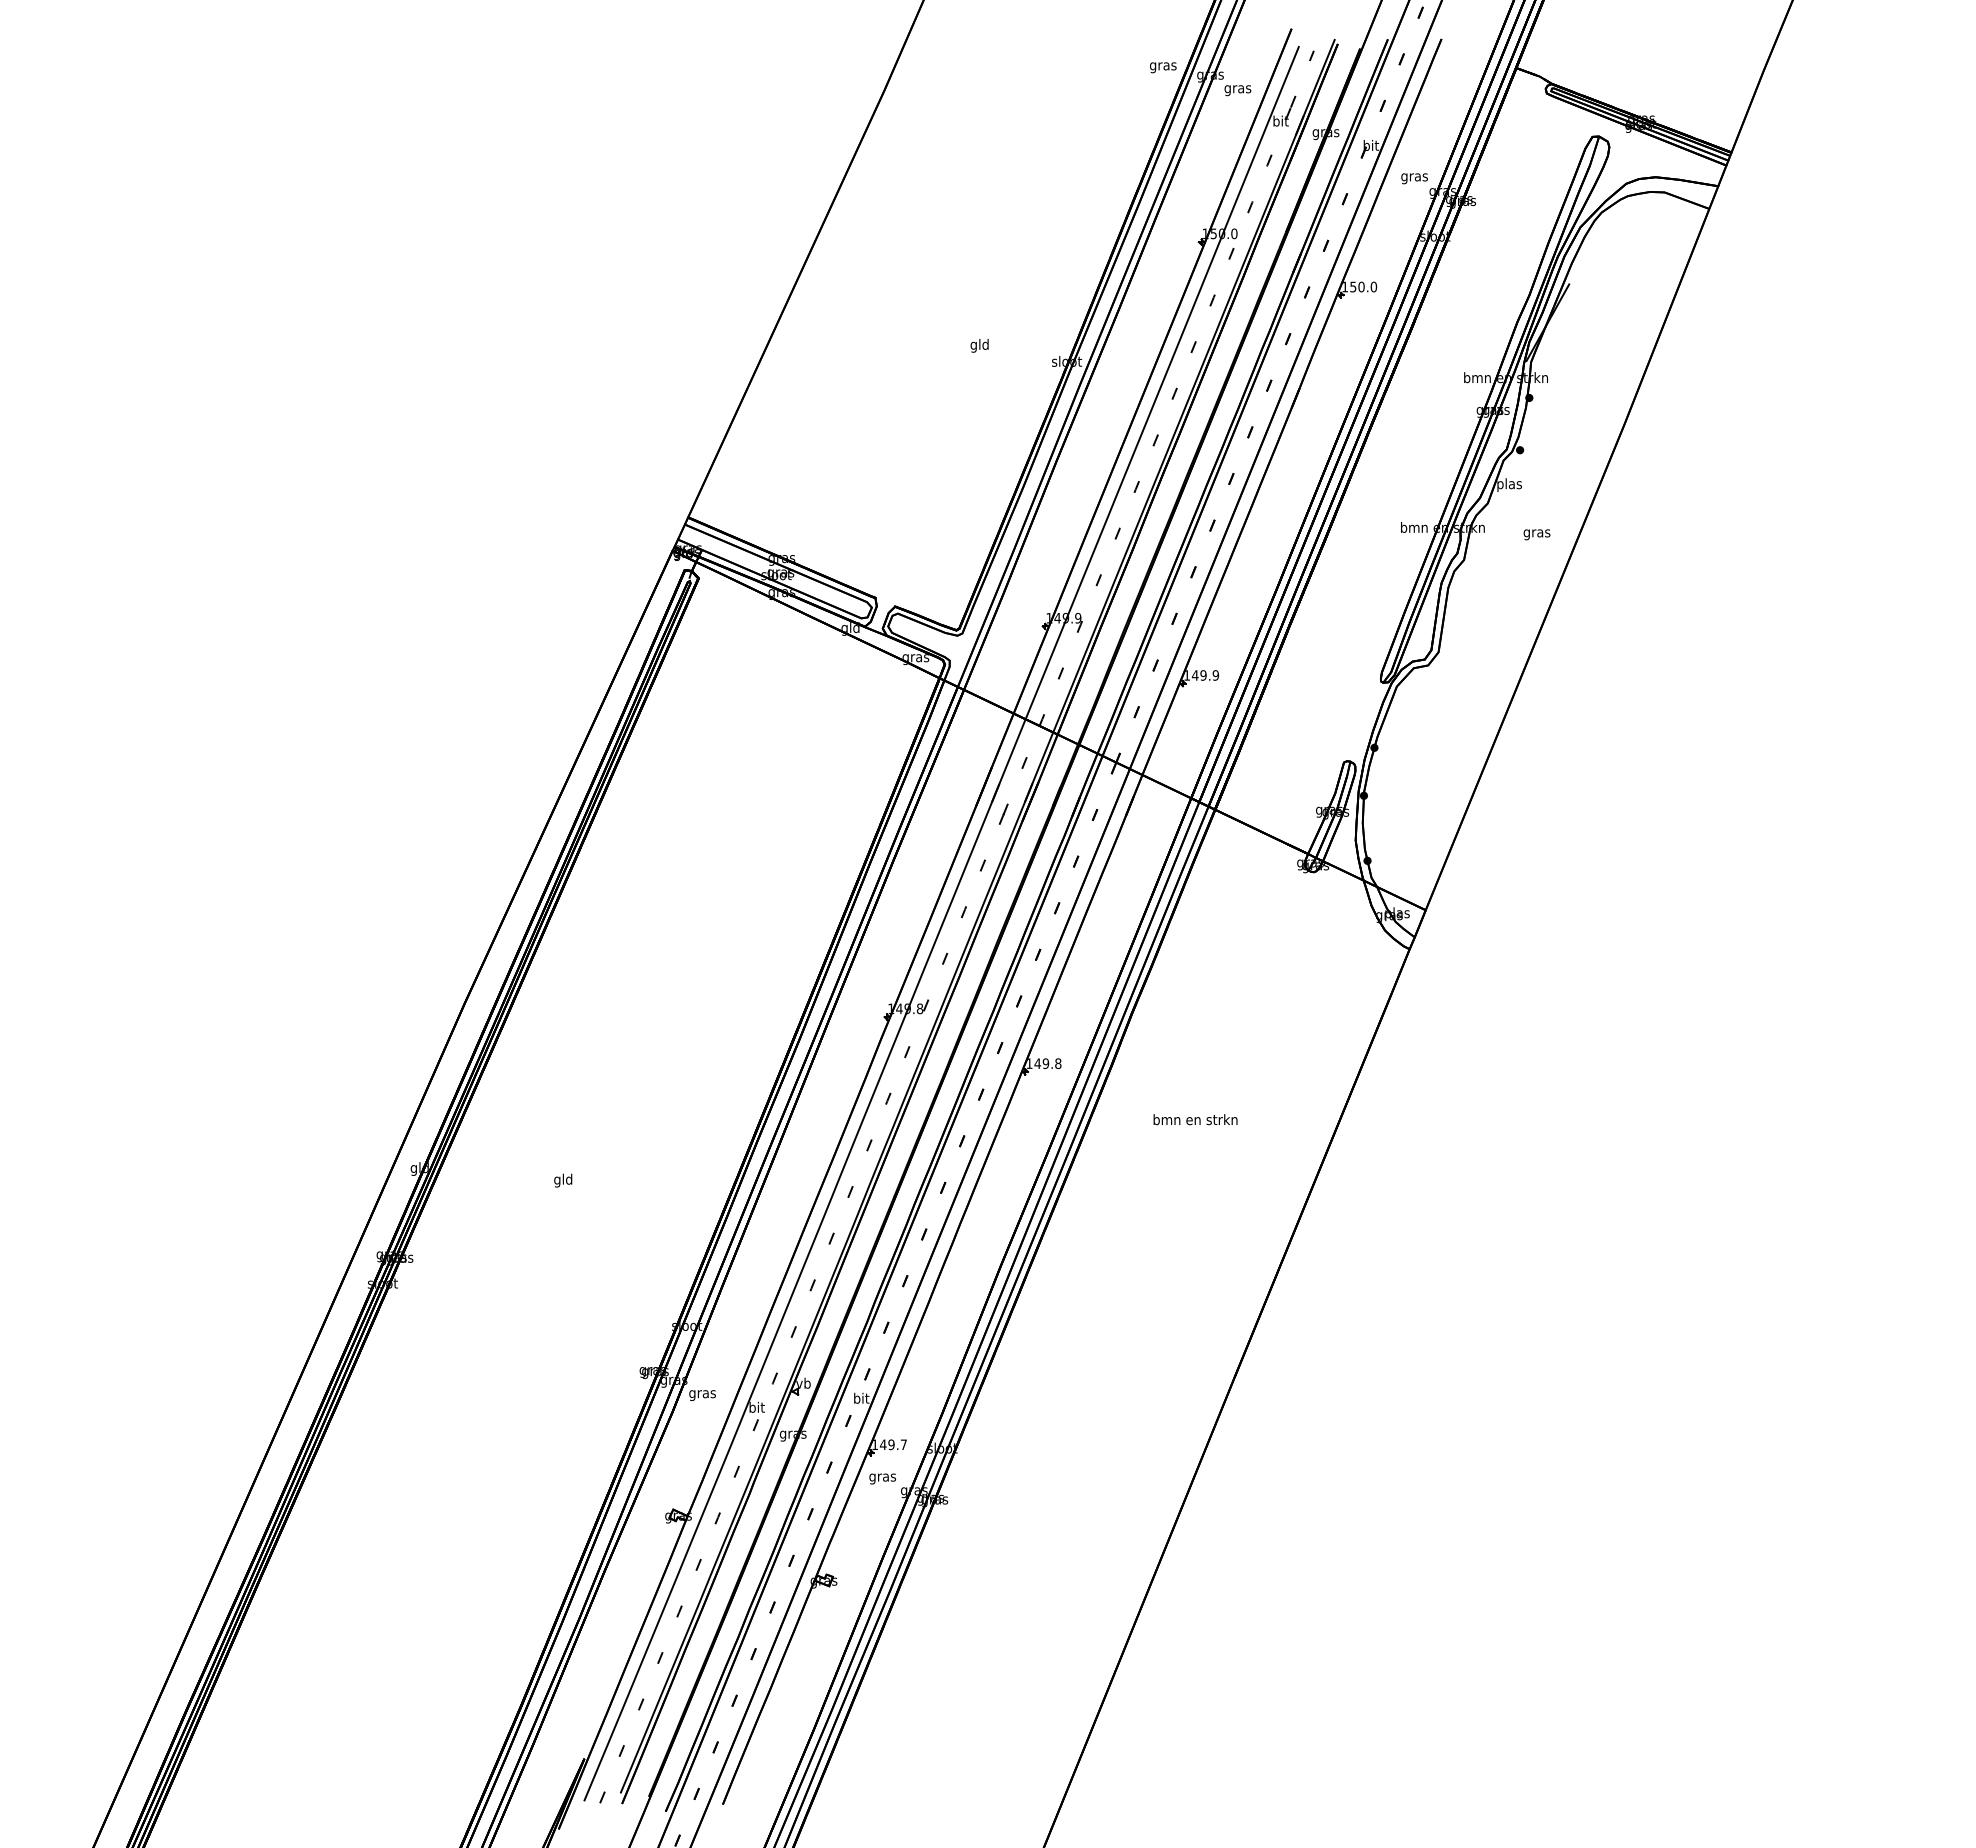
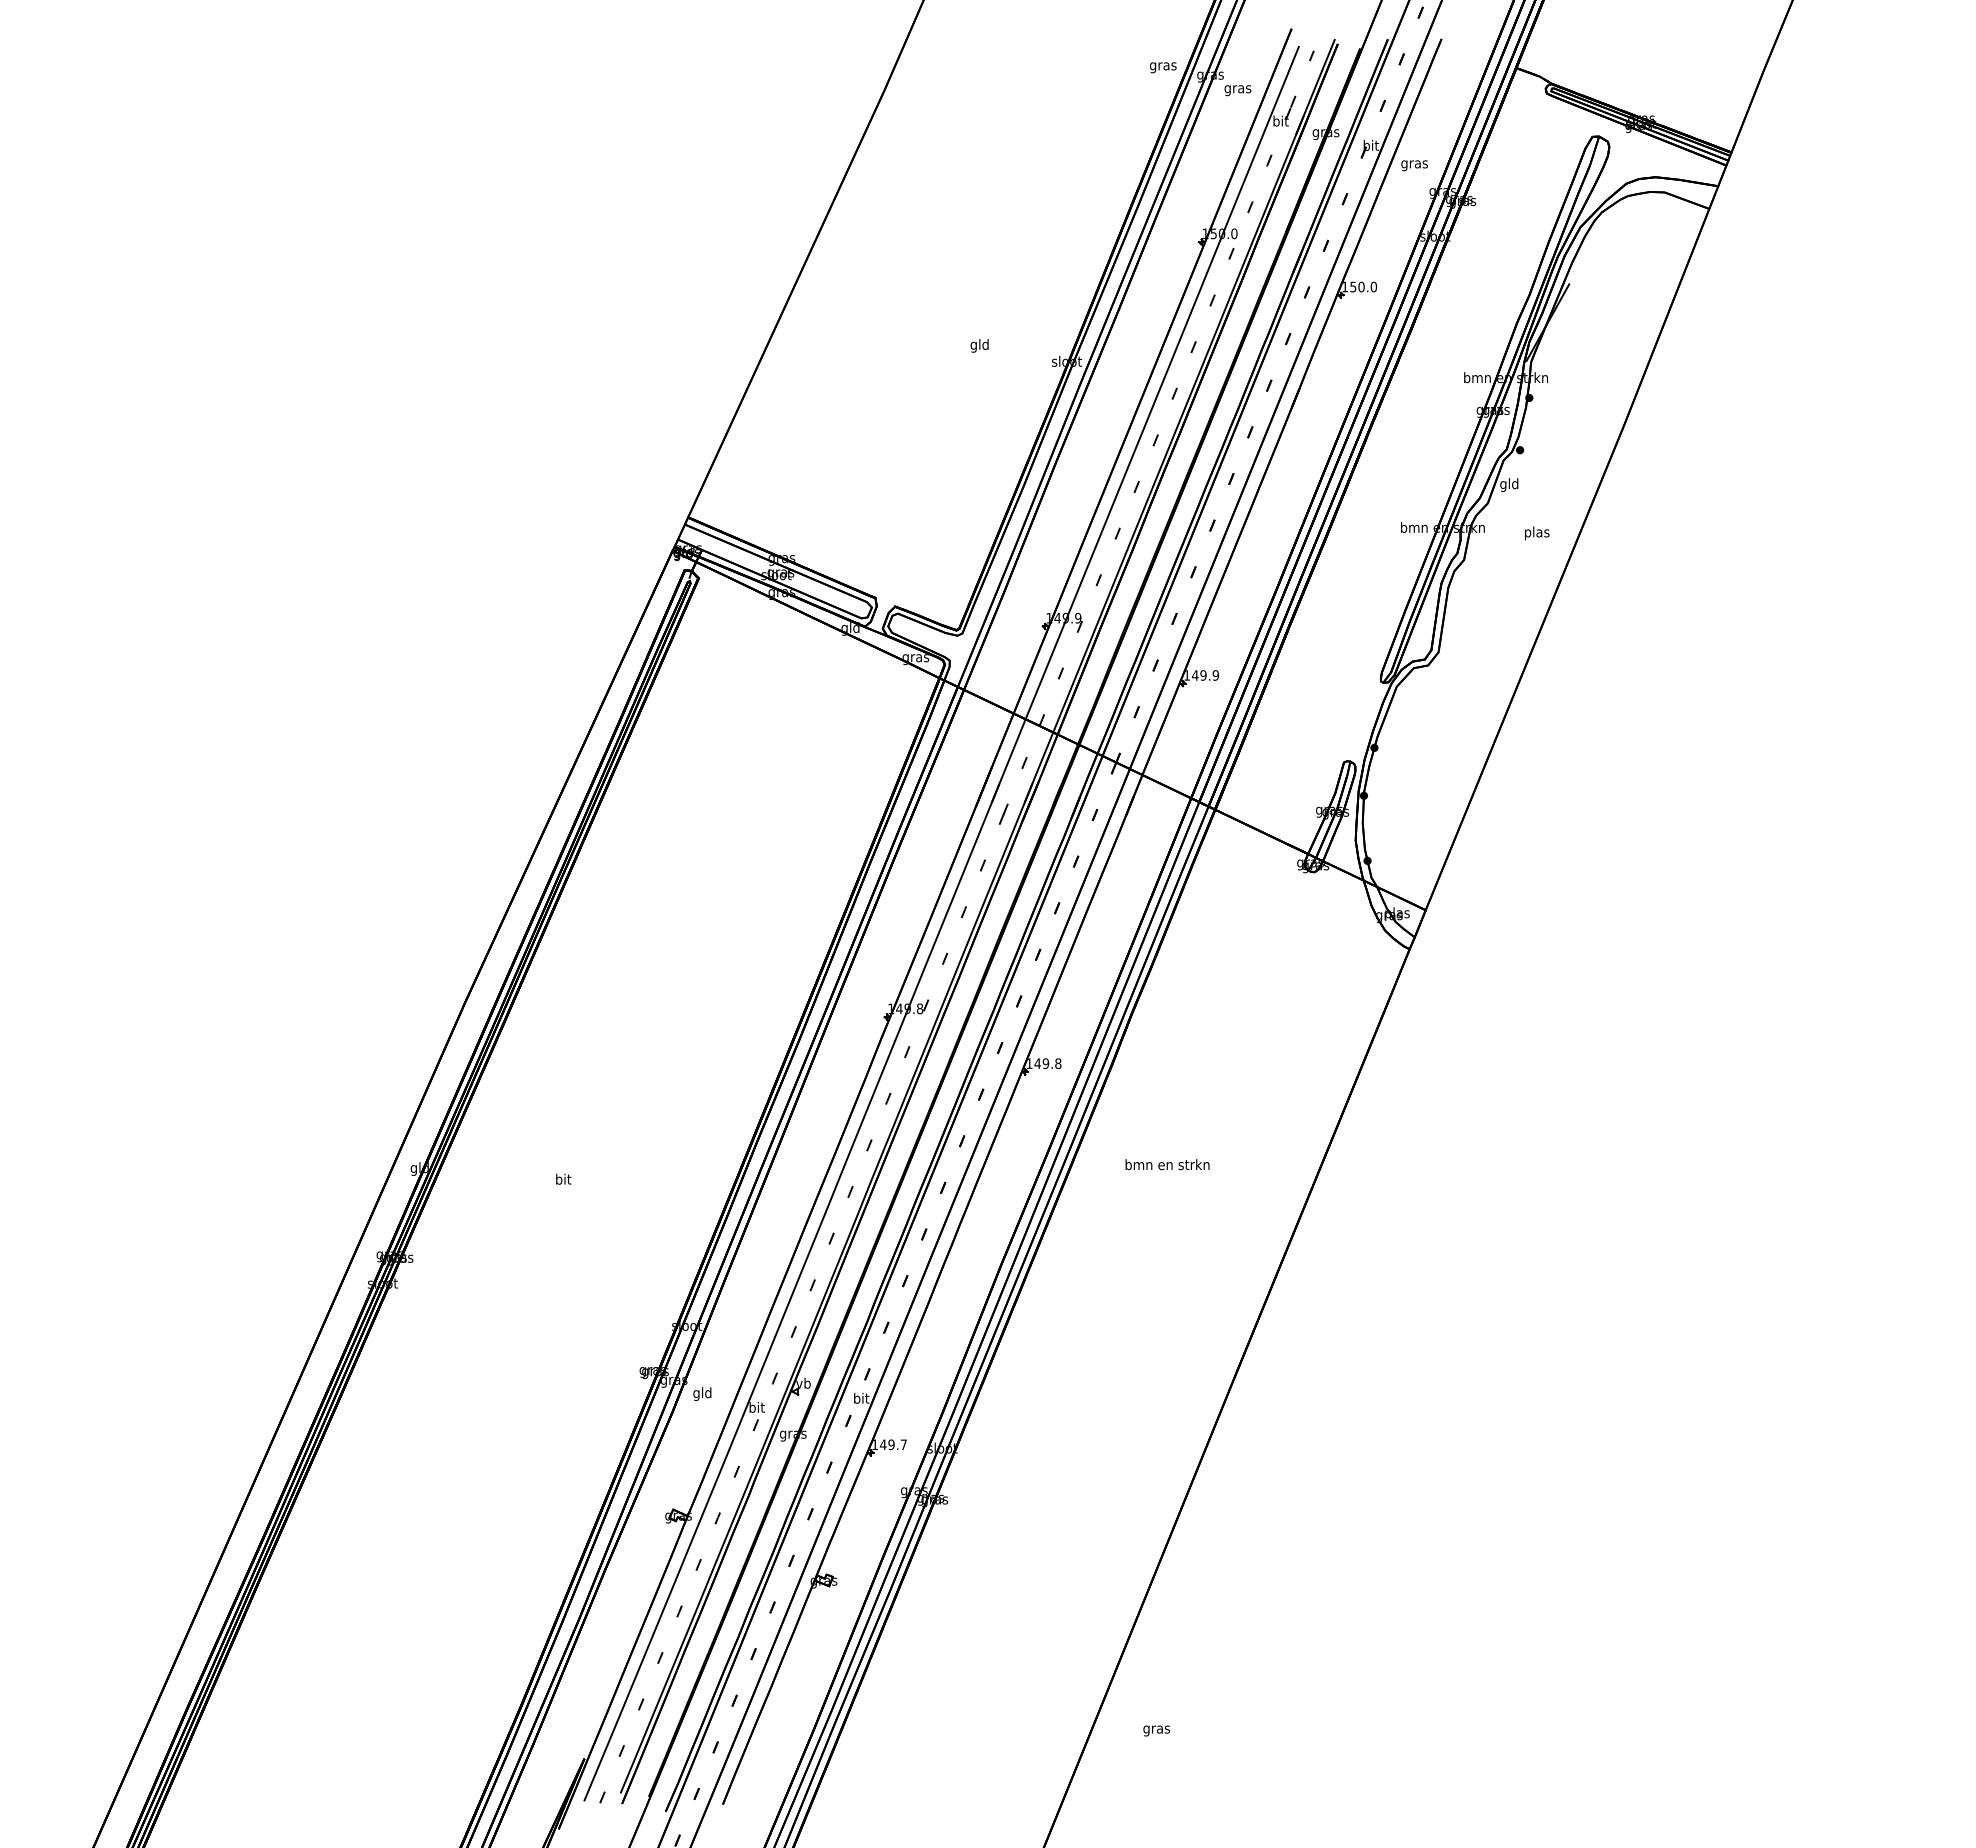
text position: (1414, 178) -> (1414, 165) (1414, 165)
text: plas -> gld (1509, 484)
text: gras -> plas (1536, 533)
text position: (1195, 1119) -> (1167, 1164) (1167, 1164)
text: gld -> bit (563, 1180)
text: gras -> gld (702, 1394)
text position: (882, 1478) -> (1156, 1730) (1156, 1730)
